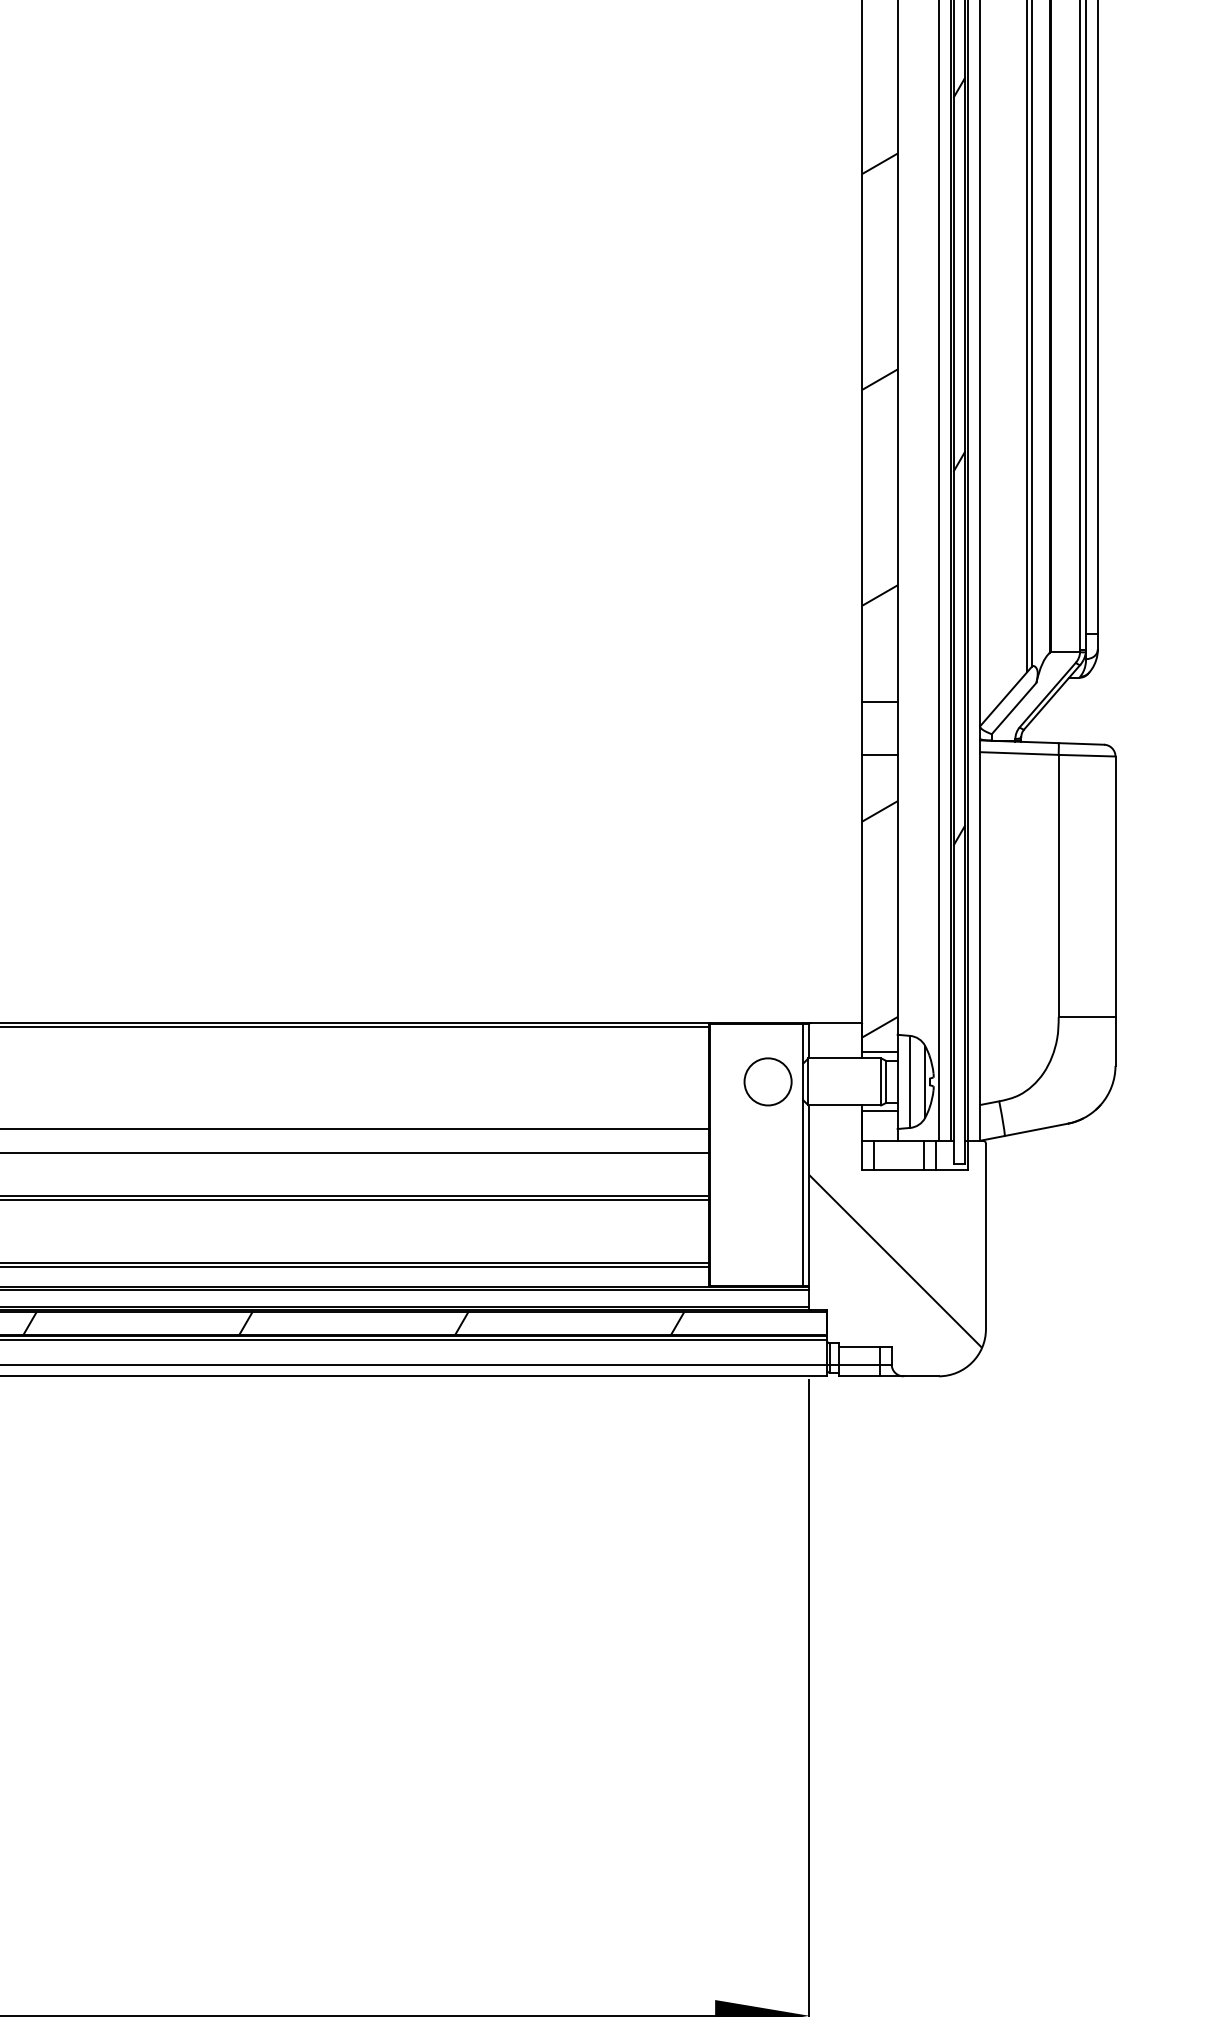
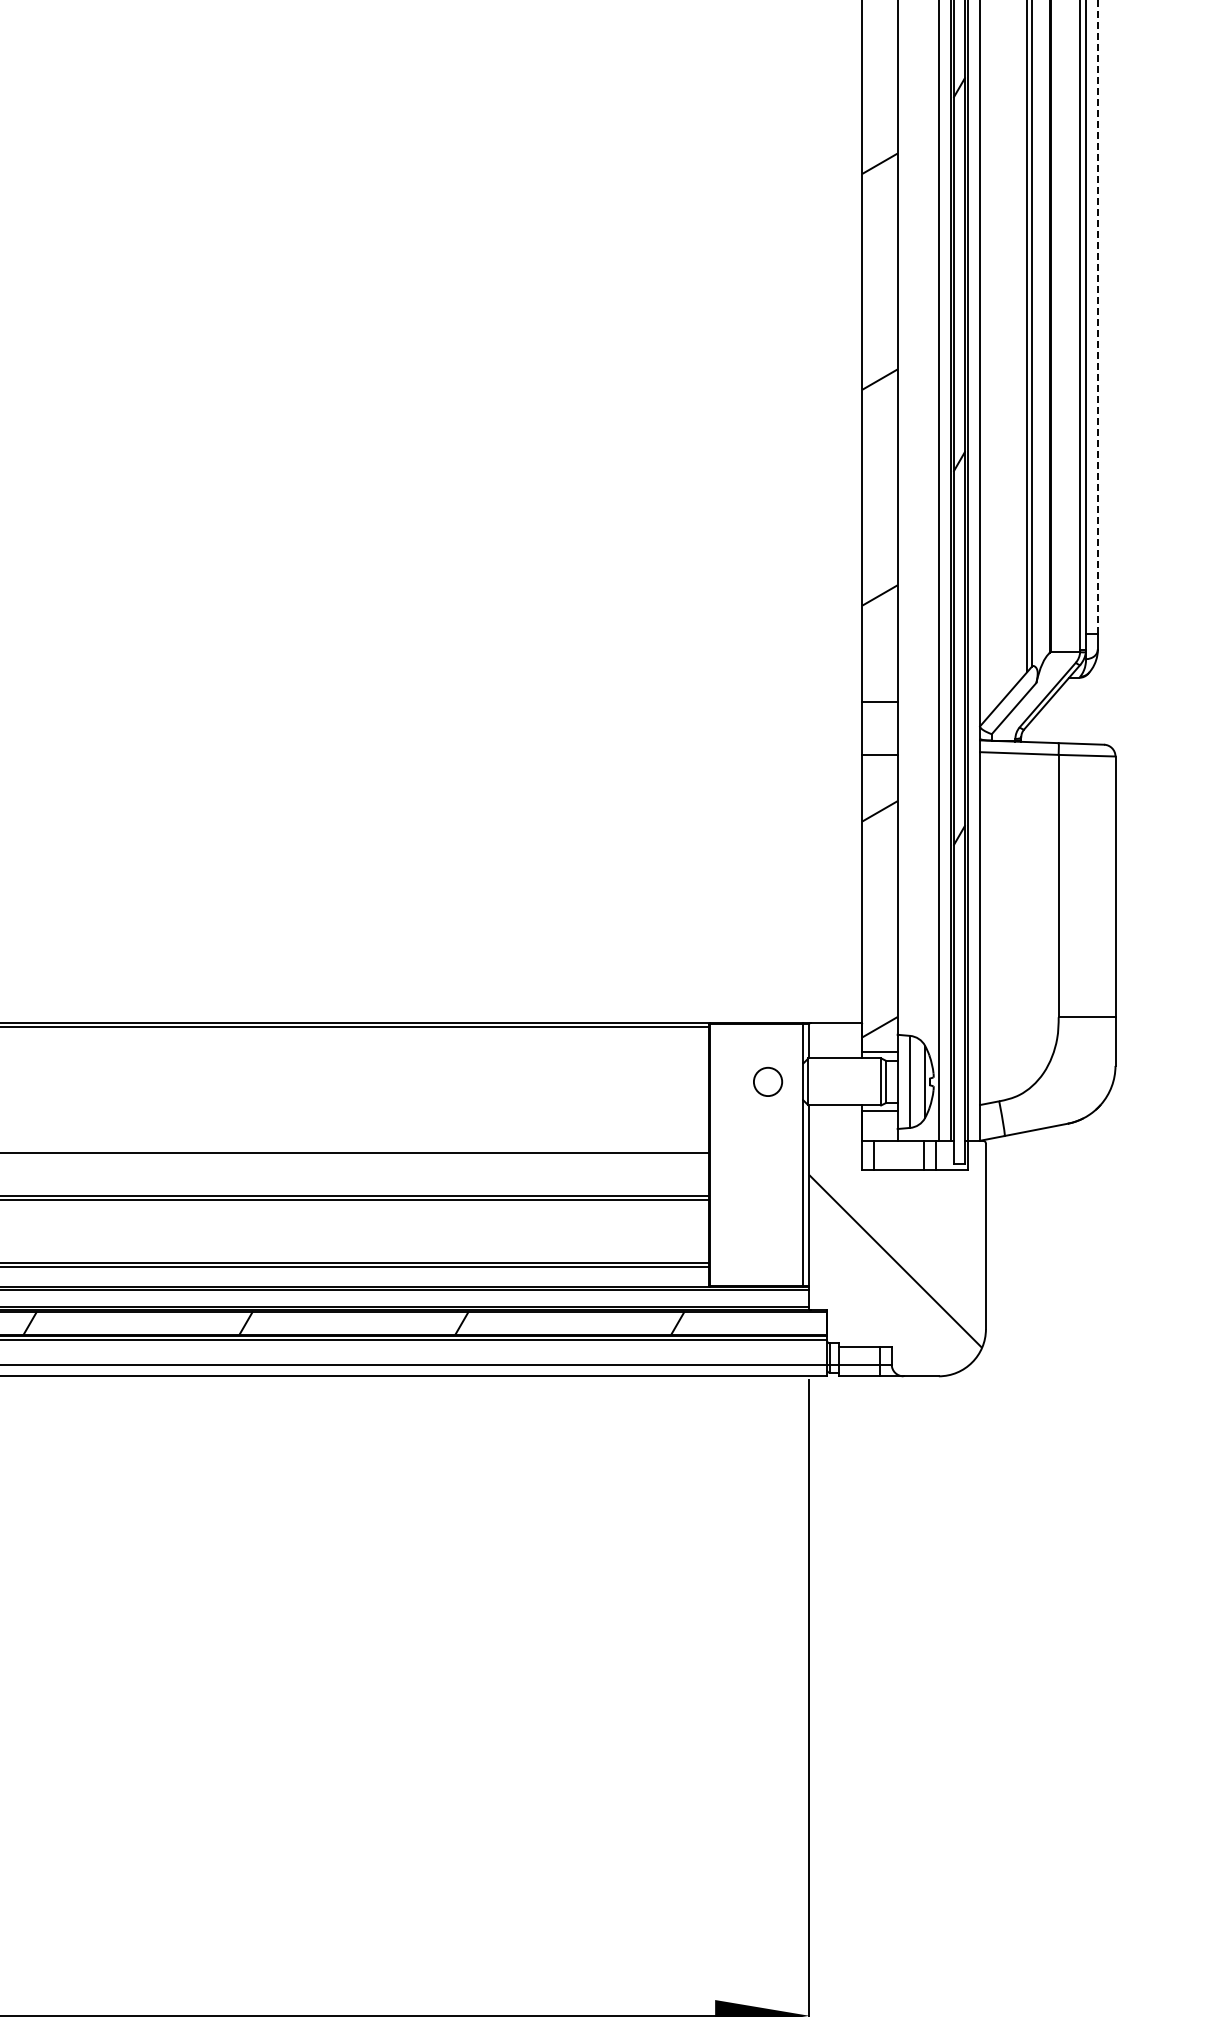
line: solid -> dashed (1097, 316)
circle size: 50x50 px -> 31x31 px (768, 1081)
line: present -> none (355, 1129)
